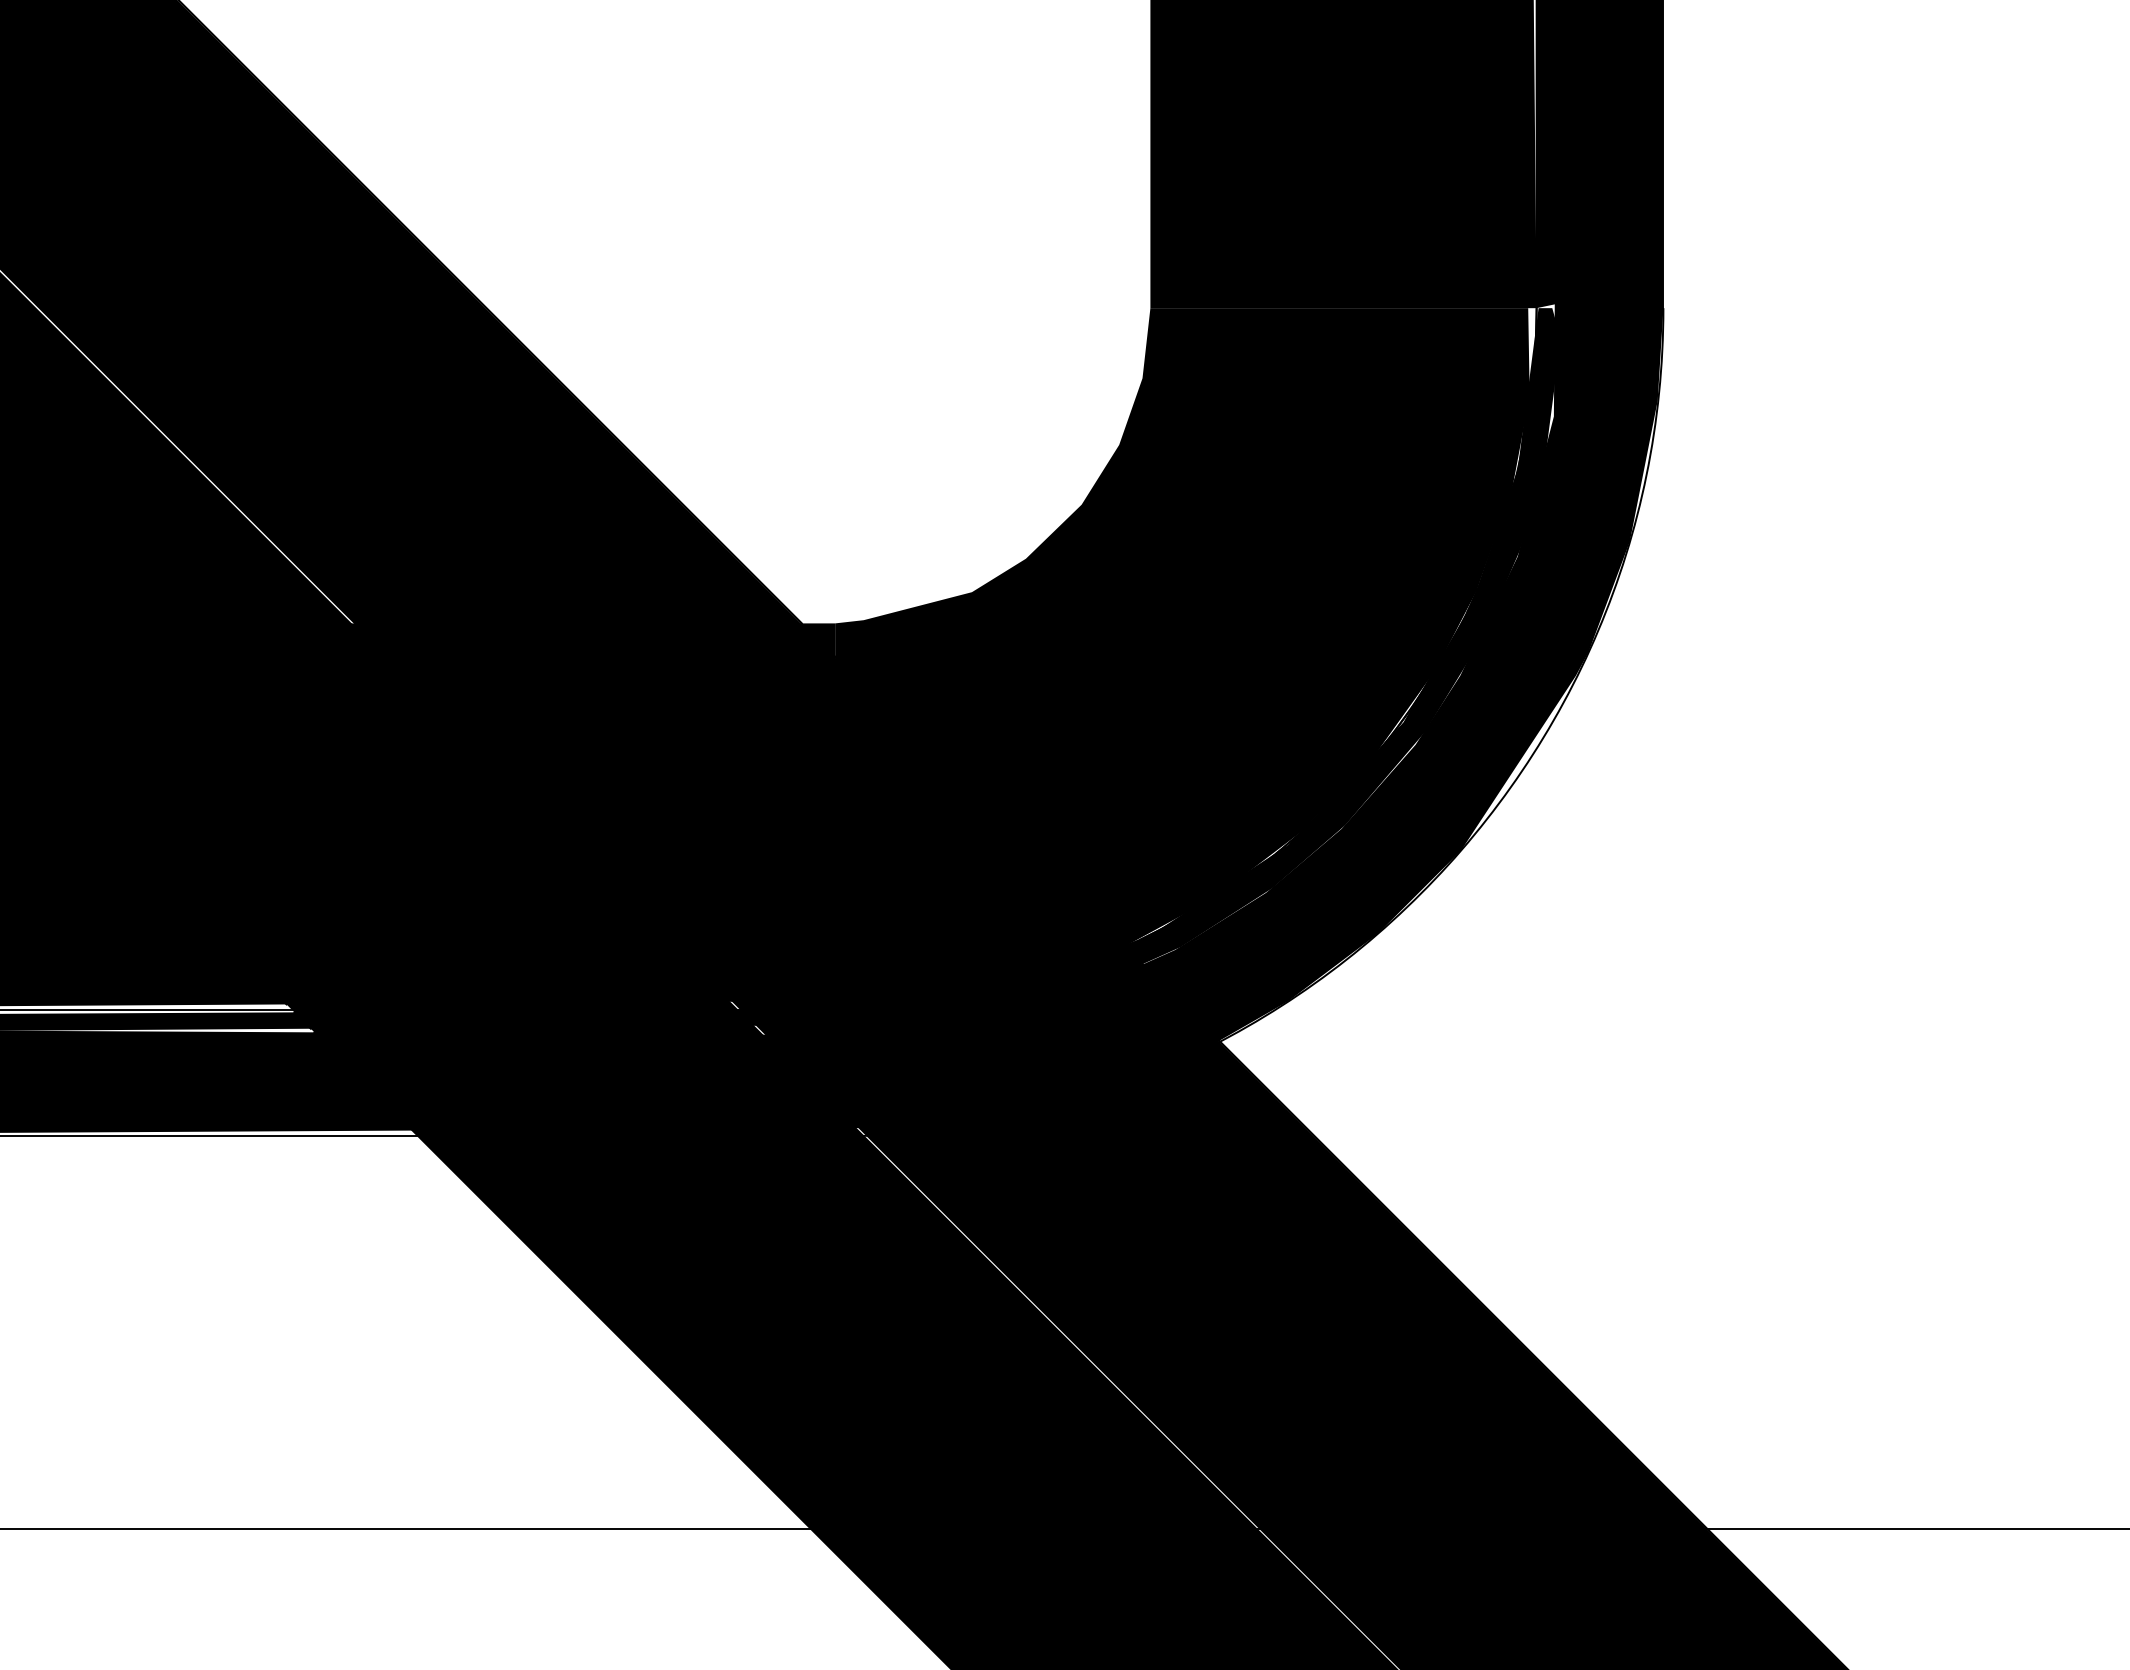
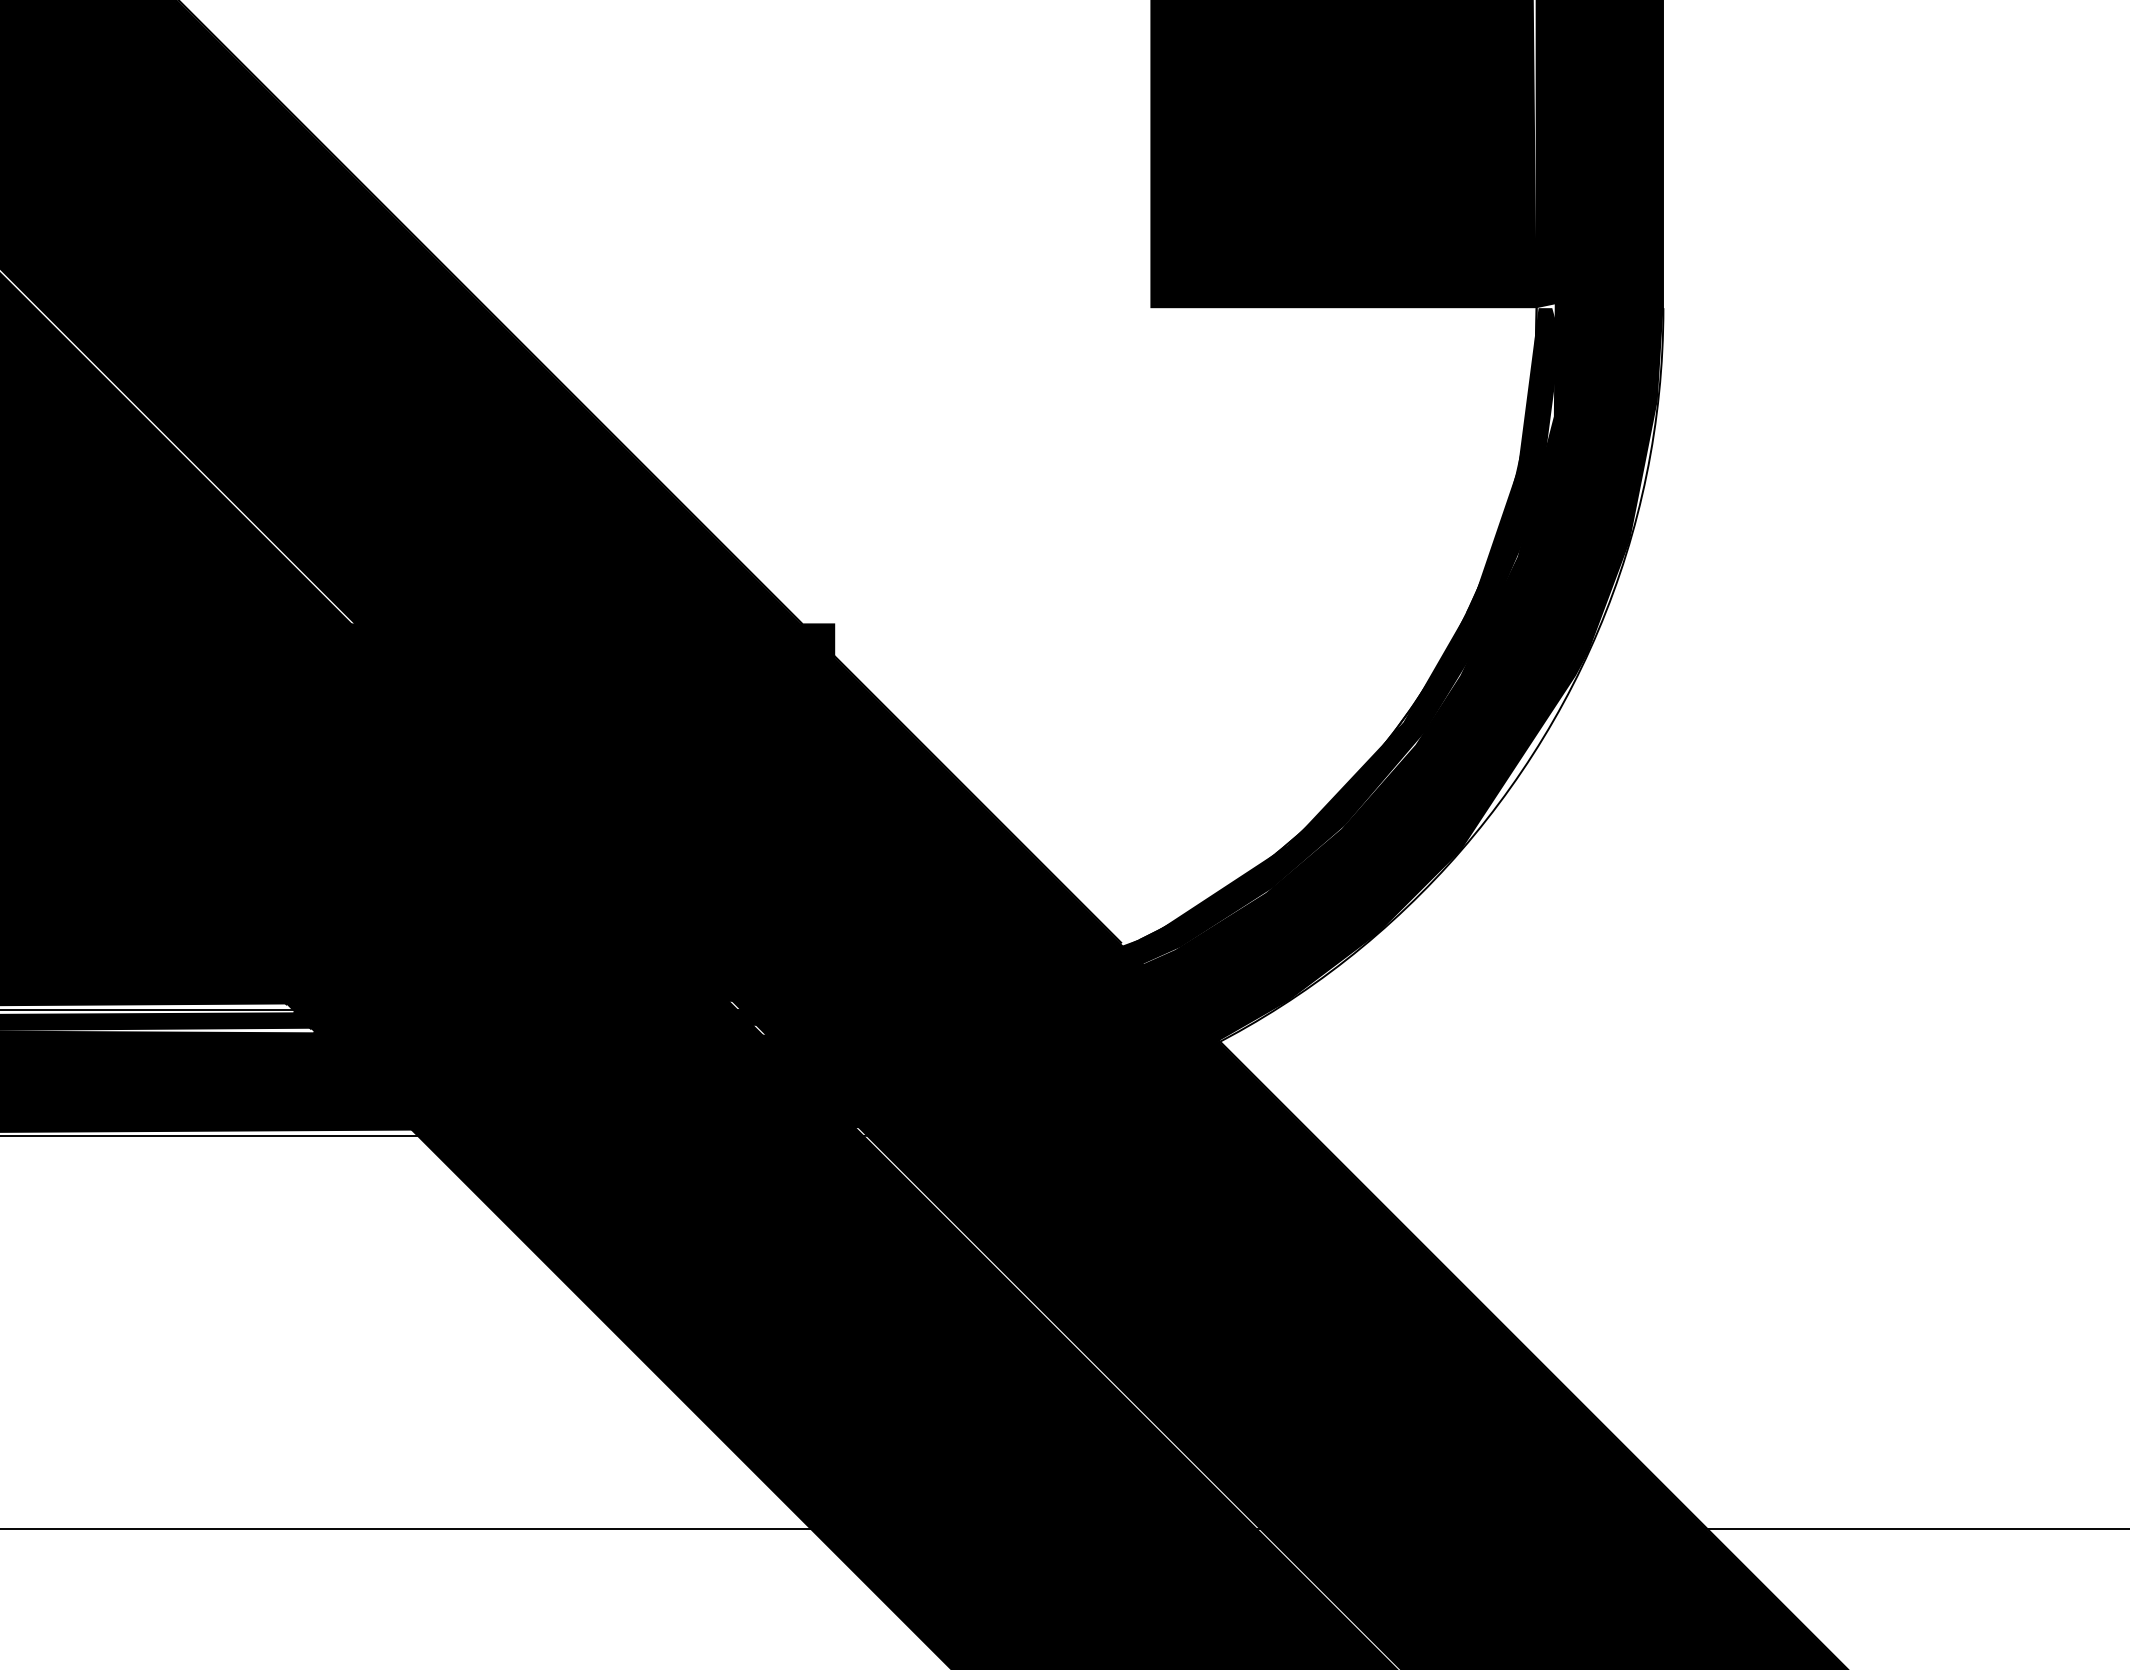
fill: present -> none (1182, 657)
